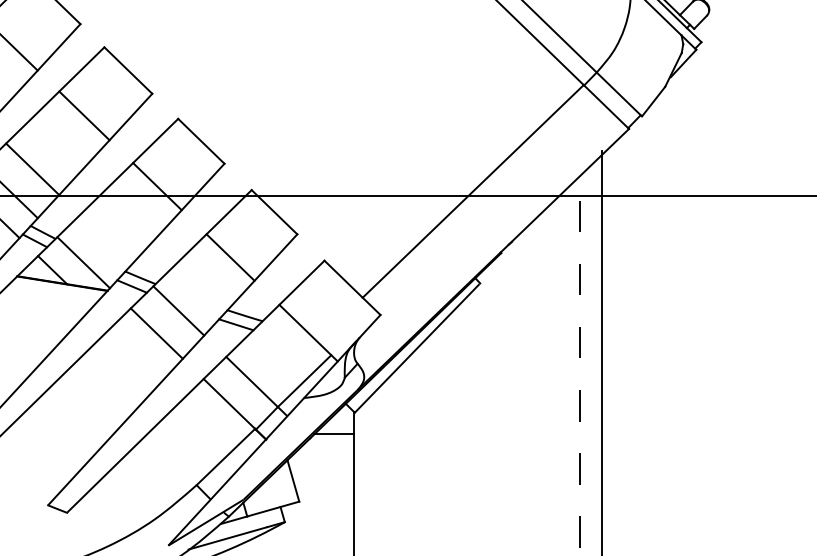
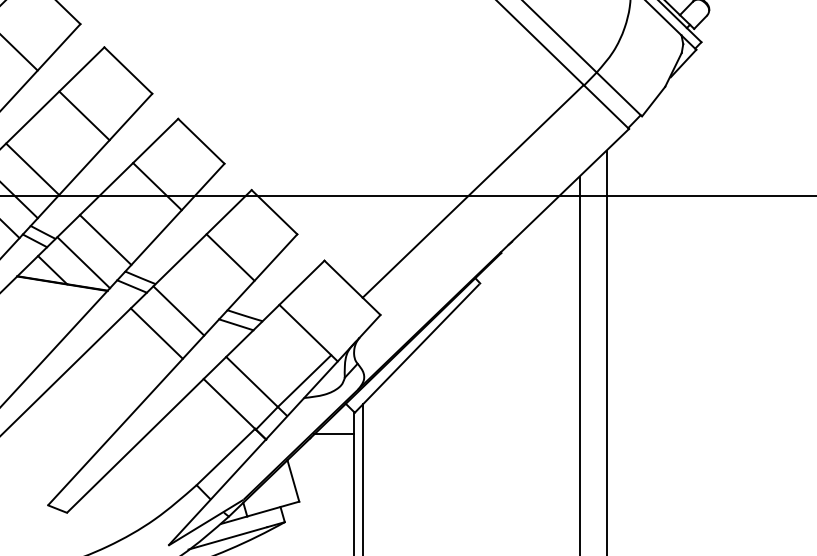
line: none -> present (105, 239)
line position: (601, 351) -> (606, 351) (606, 351)
line: dashed -> solid (579, 365)
line: none -> present (363, 478)
